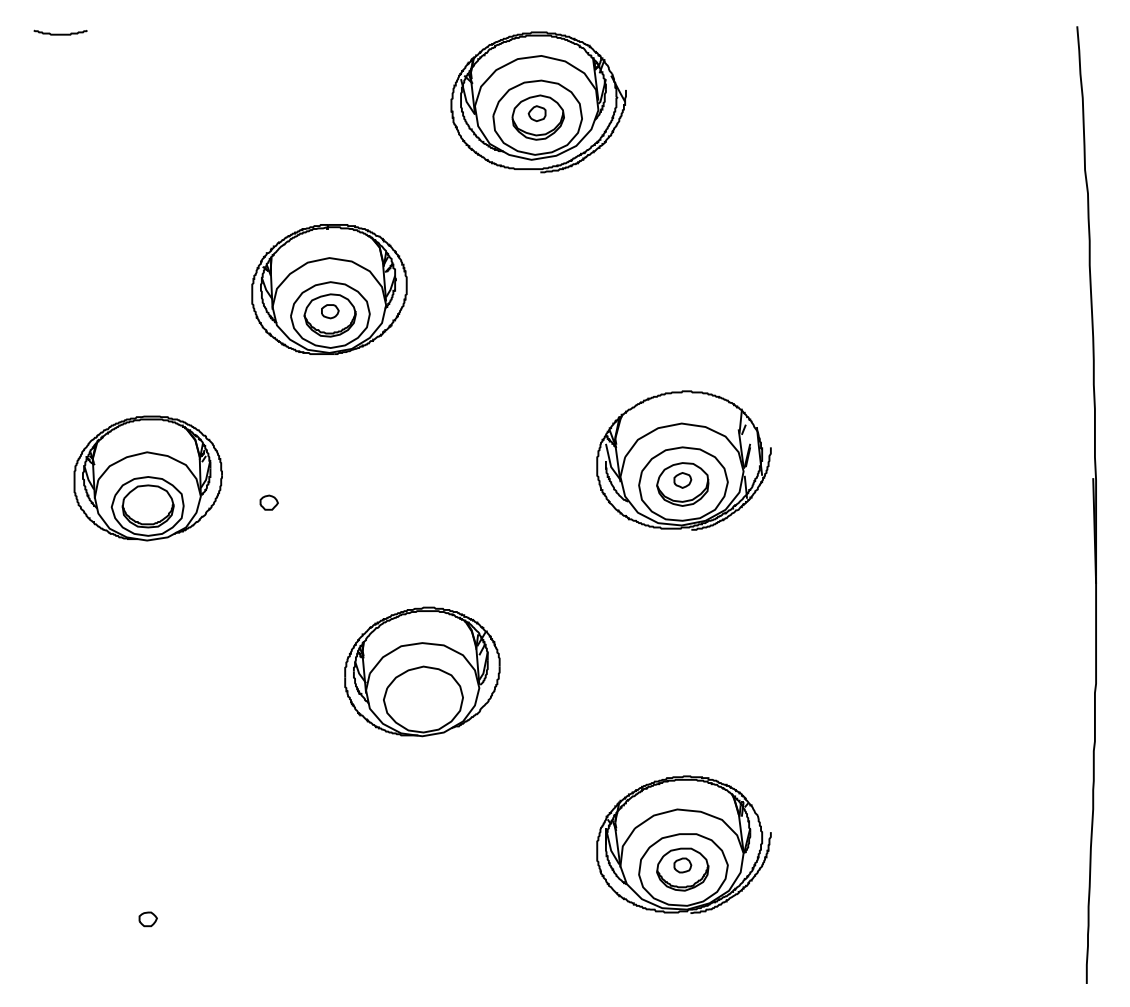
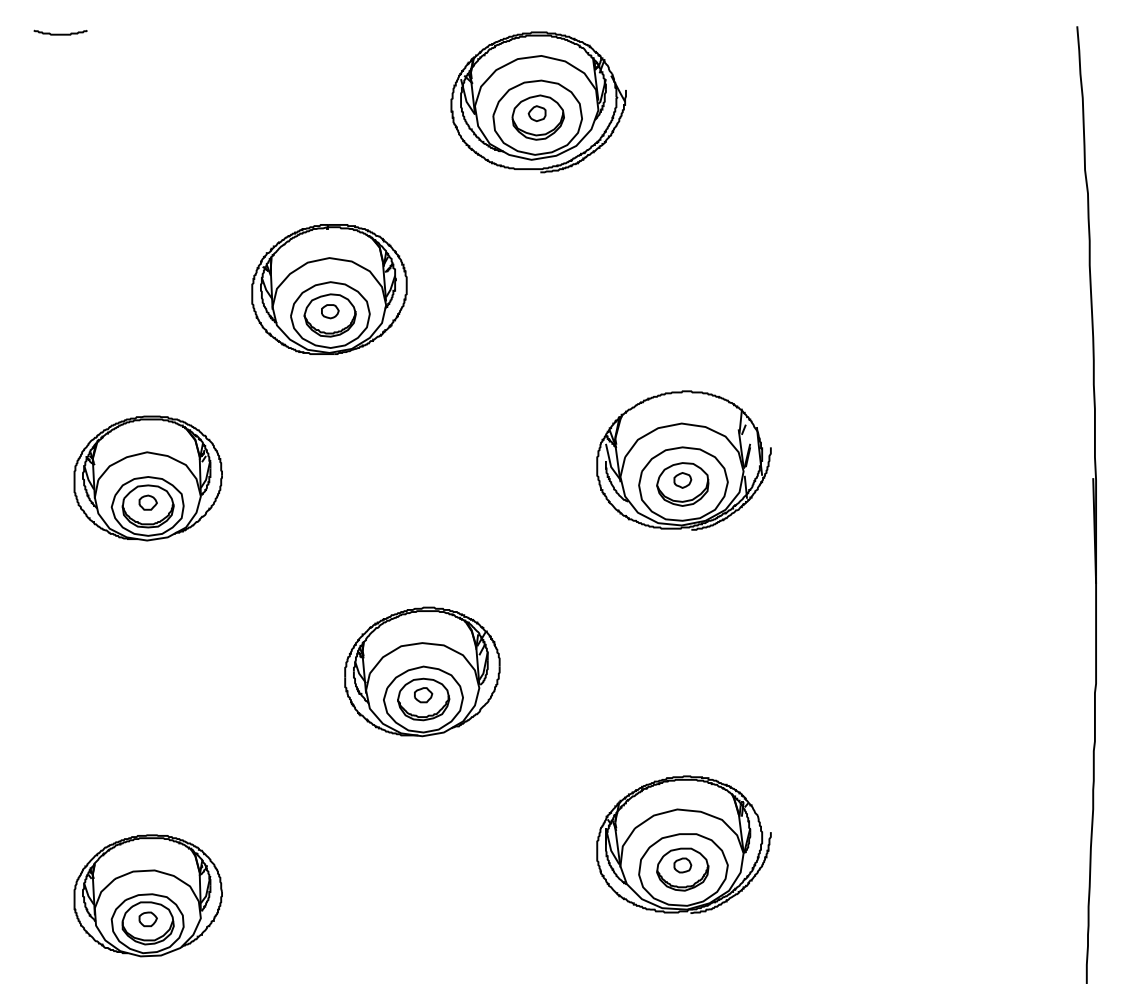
part position: (268, 502) -> (147, 502) (147, 502)
part: none -> present (423, 699)
part: none -> present (147, 895)
